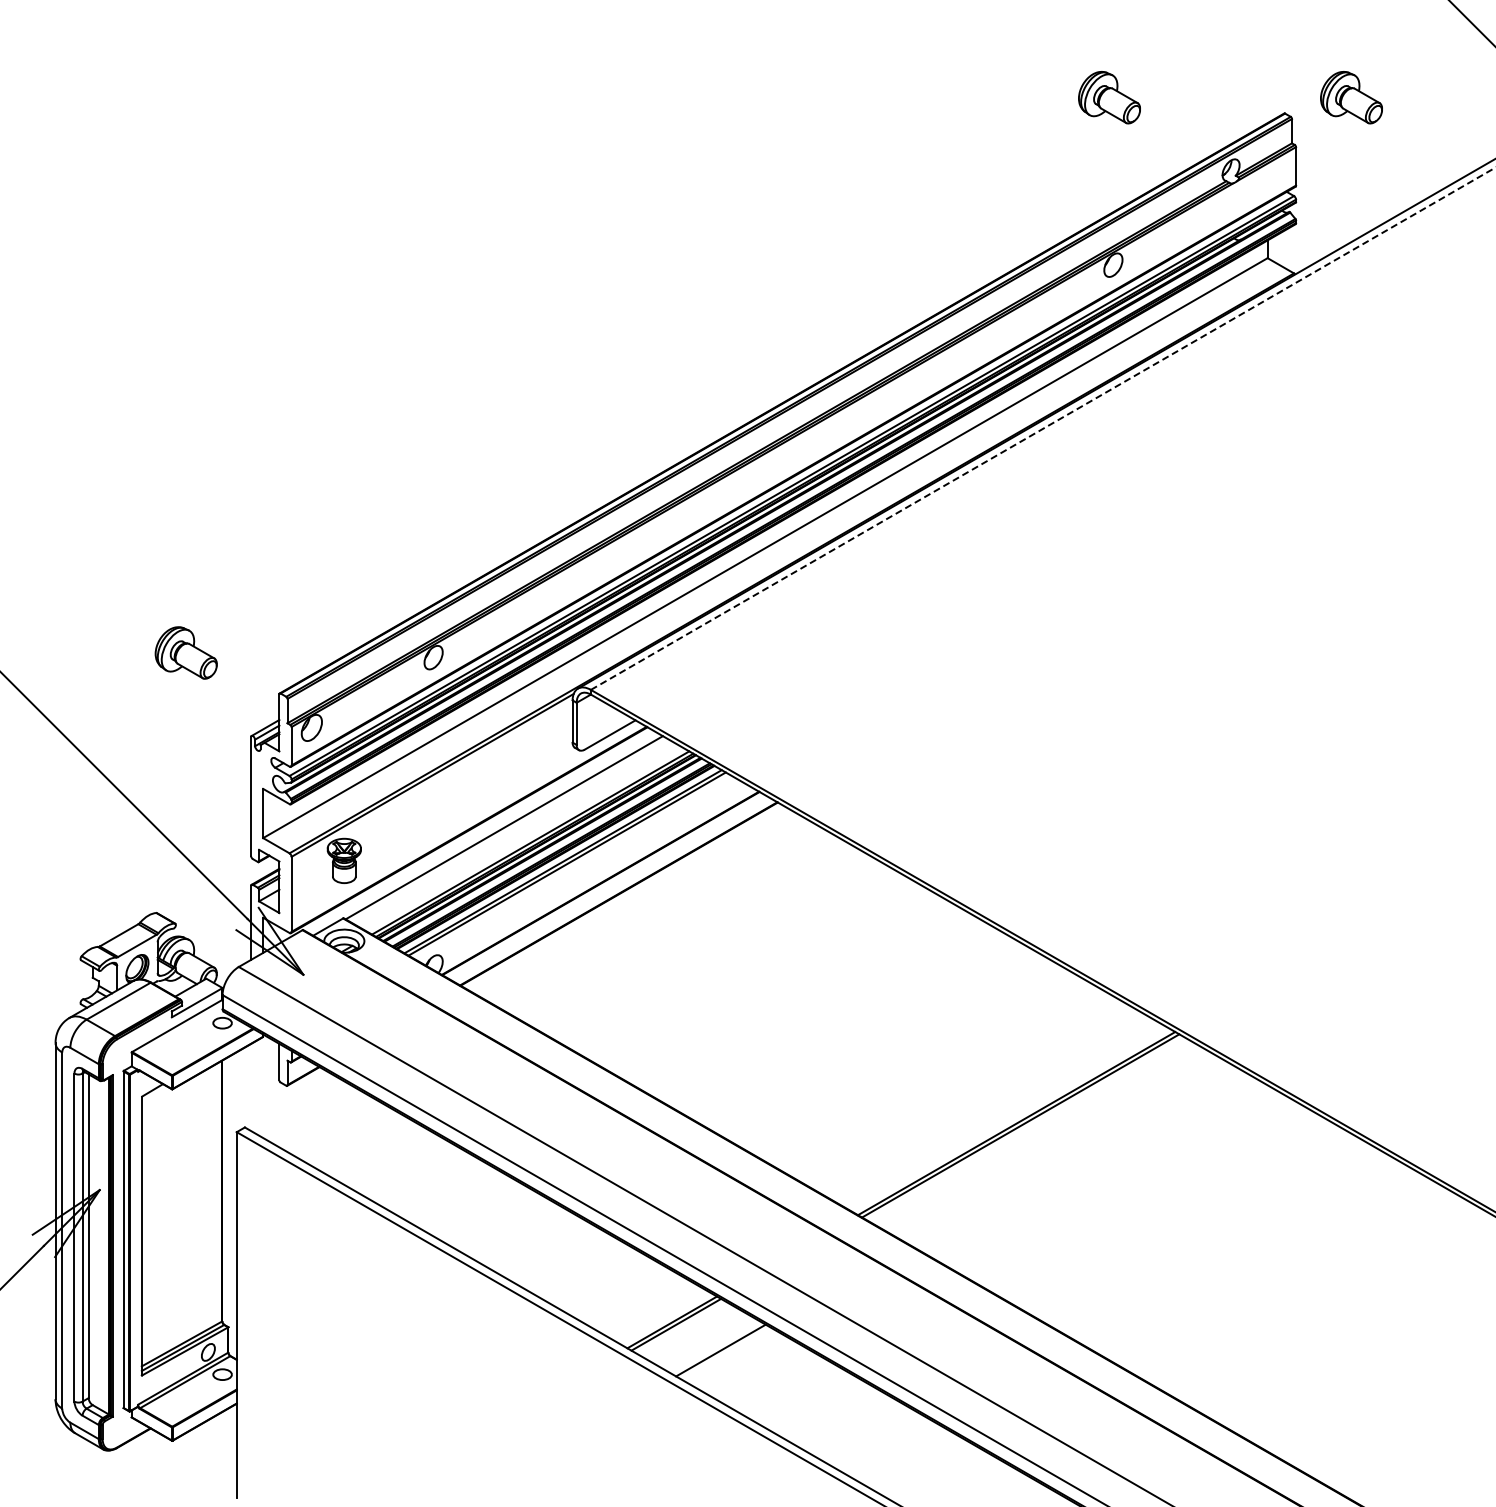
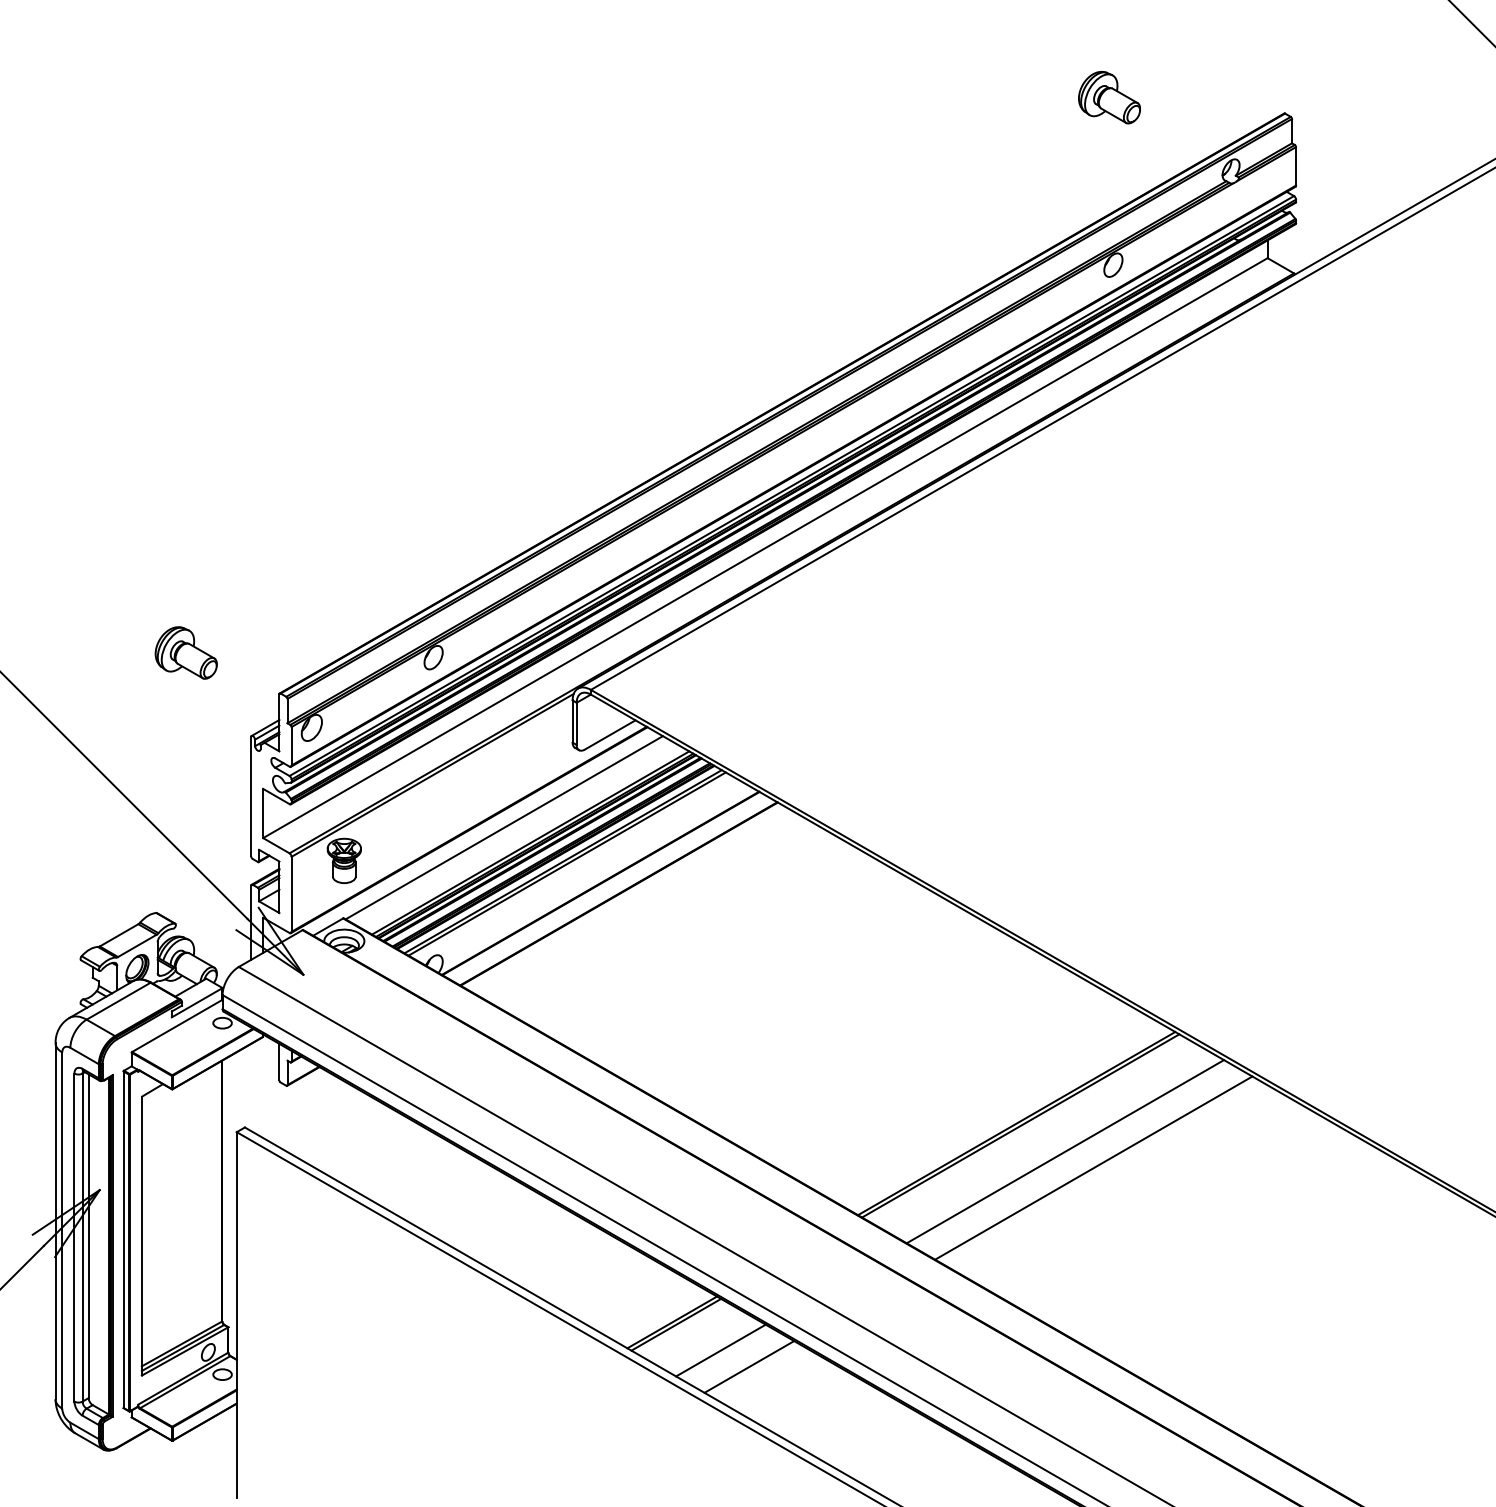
part: present -> none (1351, 97)
line: dashed -> solid (1043, 428)
line: none -> present (1065, 1151)
line: none -> present (1093, 1167)
line: none -> present (749, 1366)
